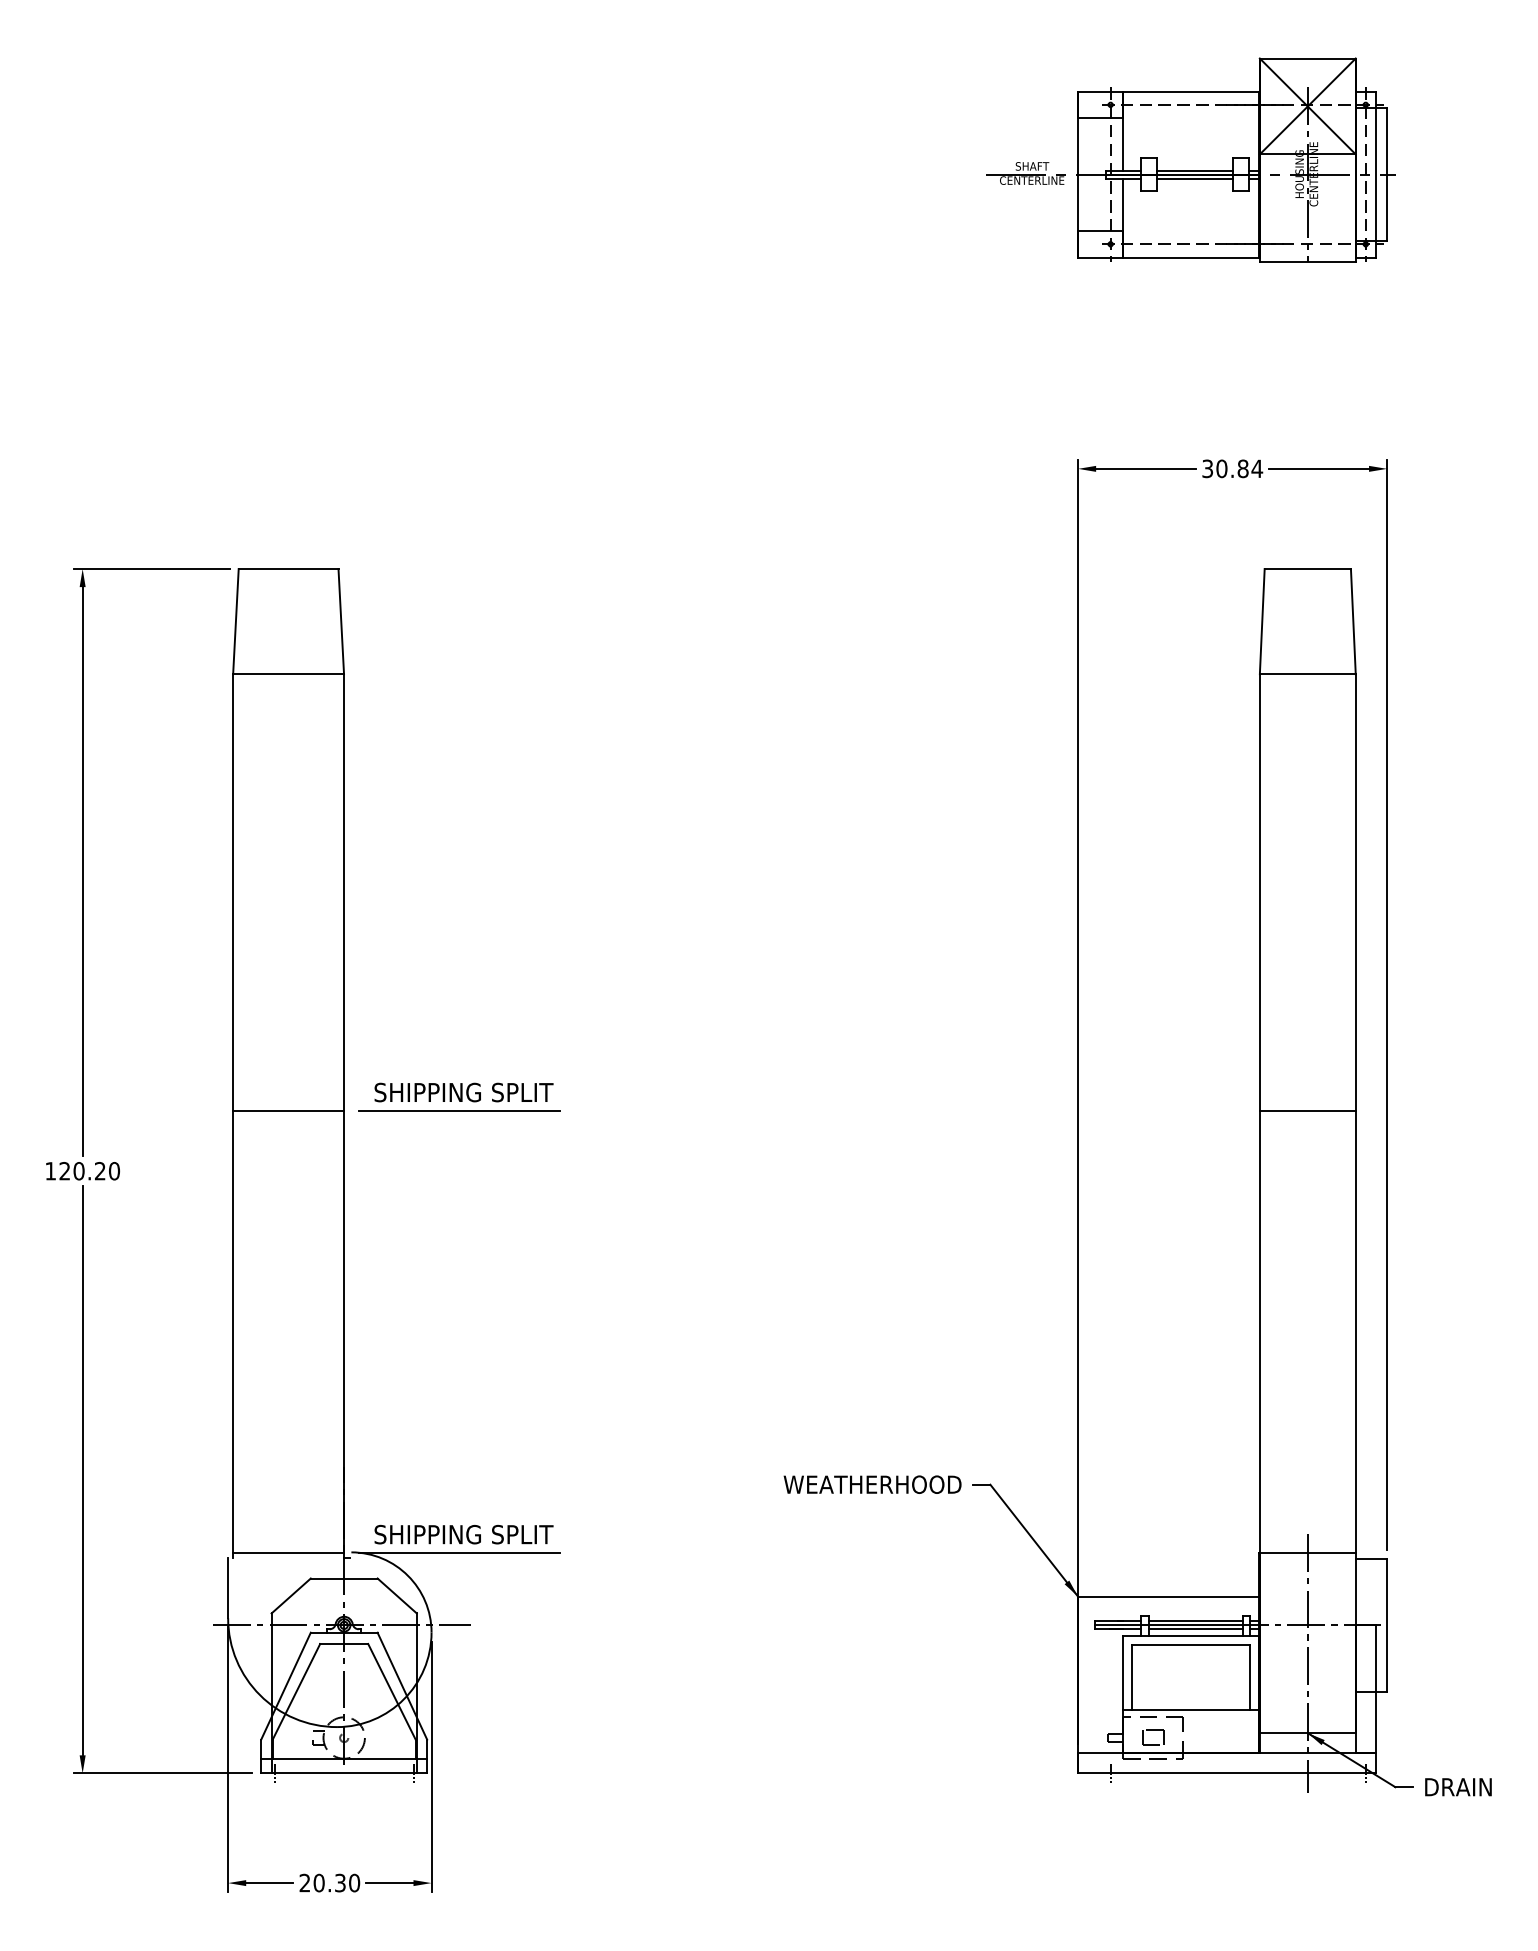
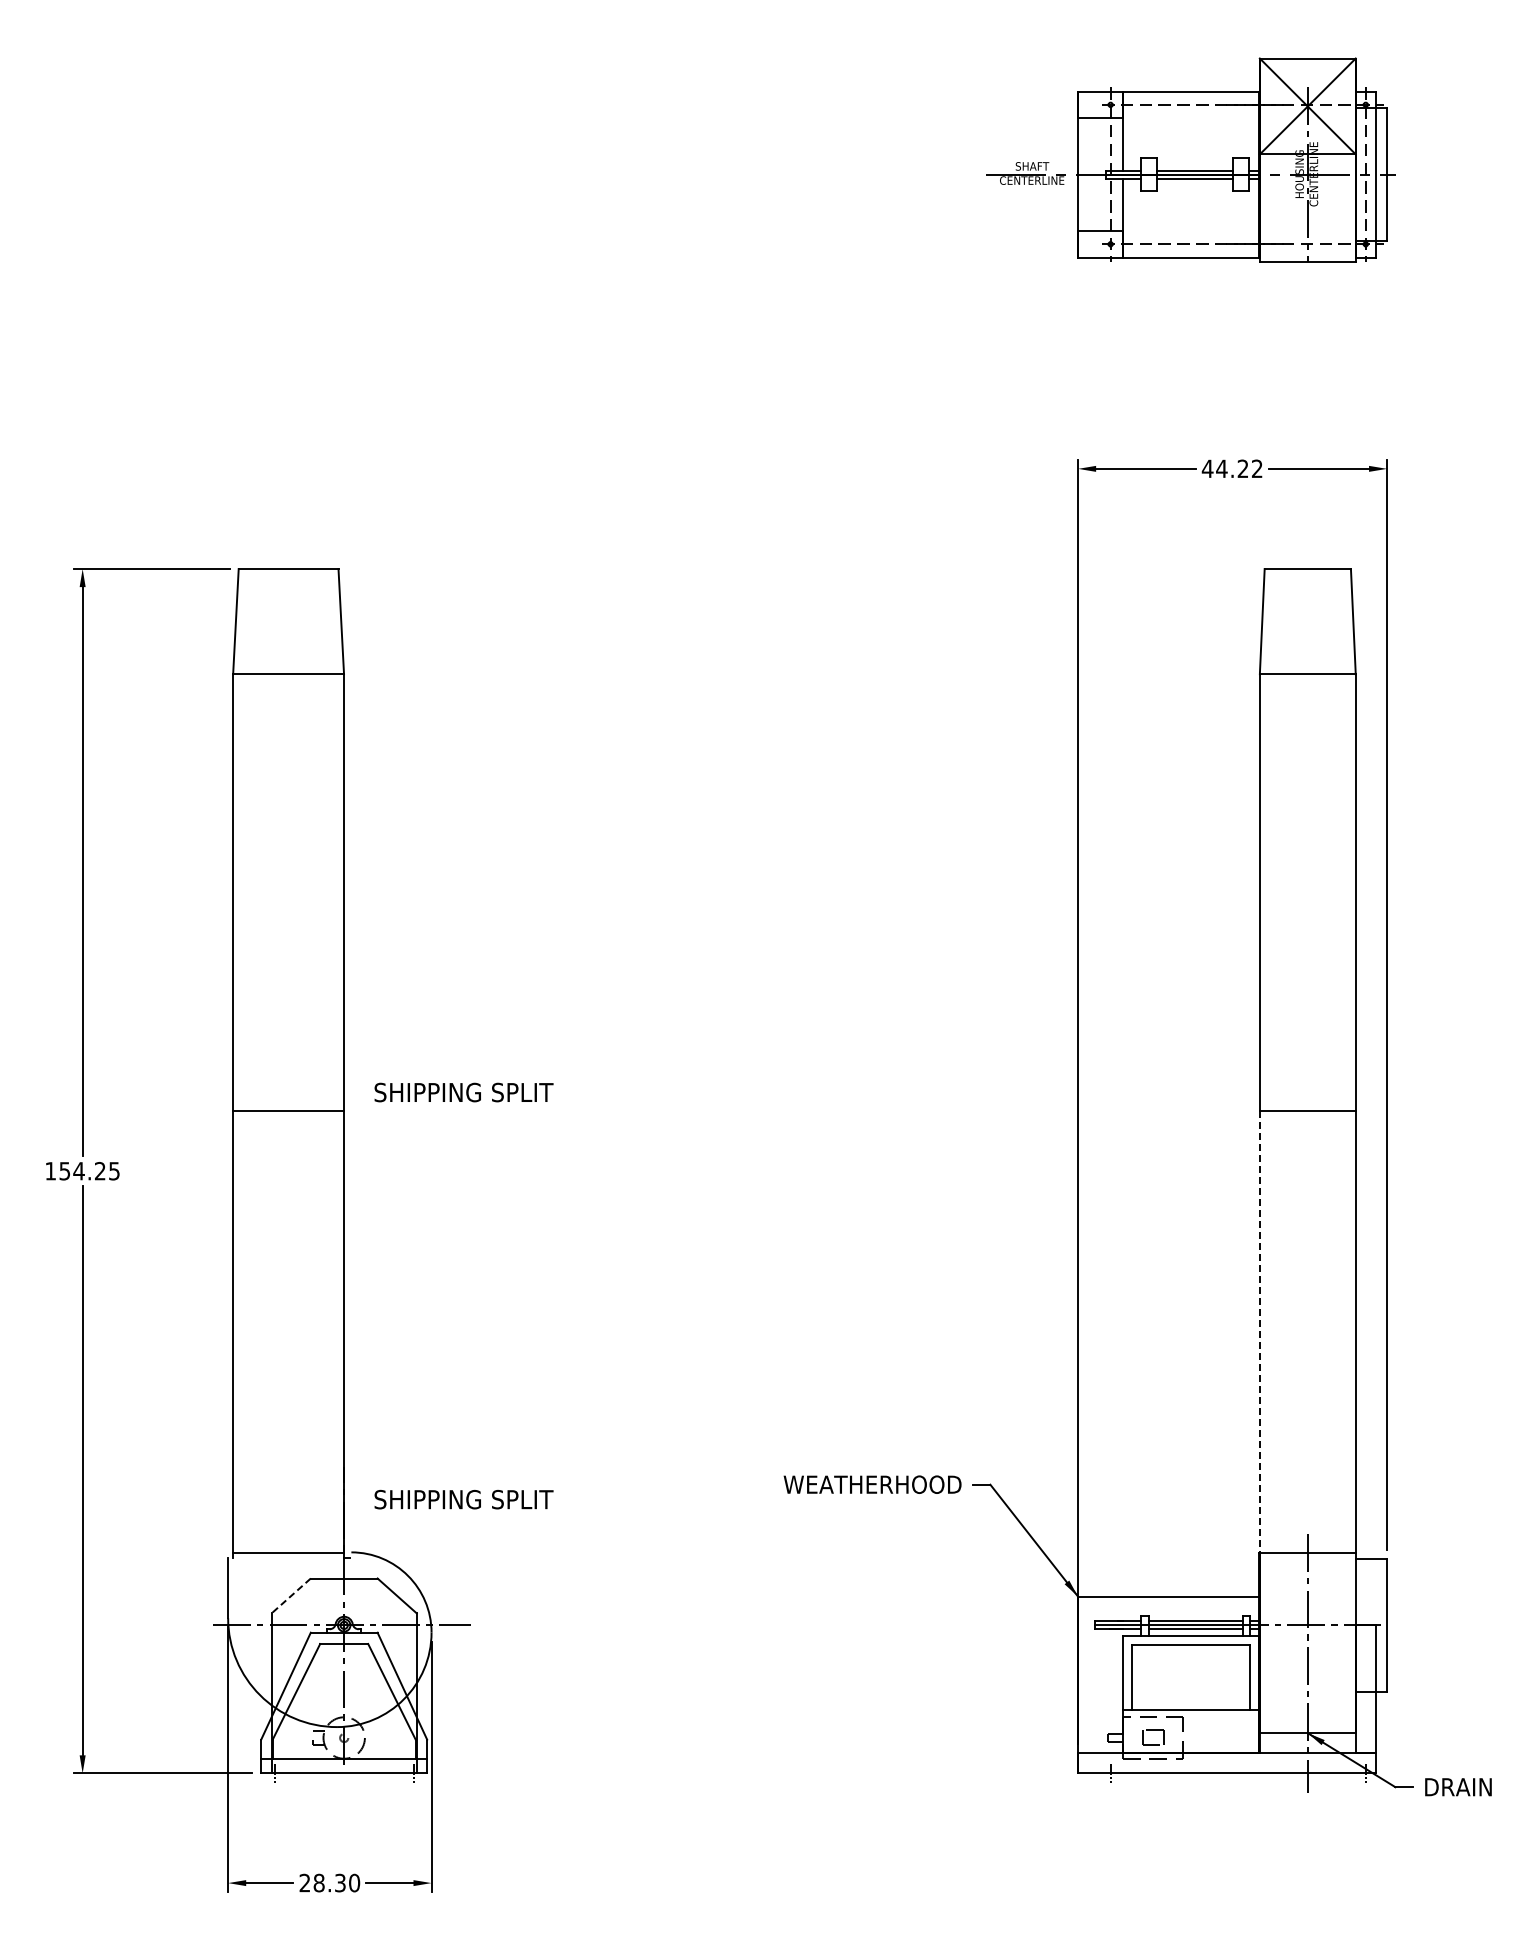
text: 30.84 -> 44.22 (1232, 468)
line: present -> none (458, 1111)
text: 120.20 -> 154.25 (89, 1171)
line: solid -> dashed (1259, 1332)
text position: (463, 1534) -> (463, 1499) (463, 1499)
line: present -> none (458, 1553)
line: solid -> dashed (290, 1596)
text: 20.30 -> 28.30 (318, 1883)
